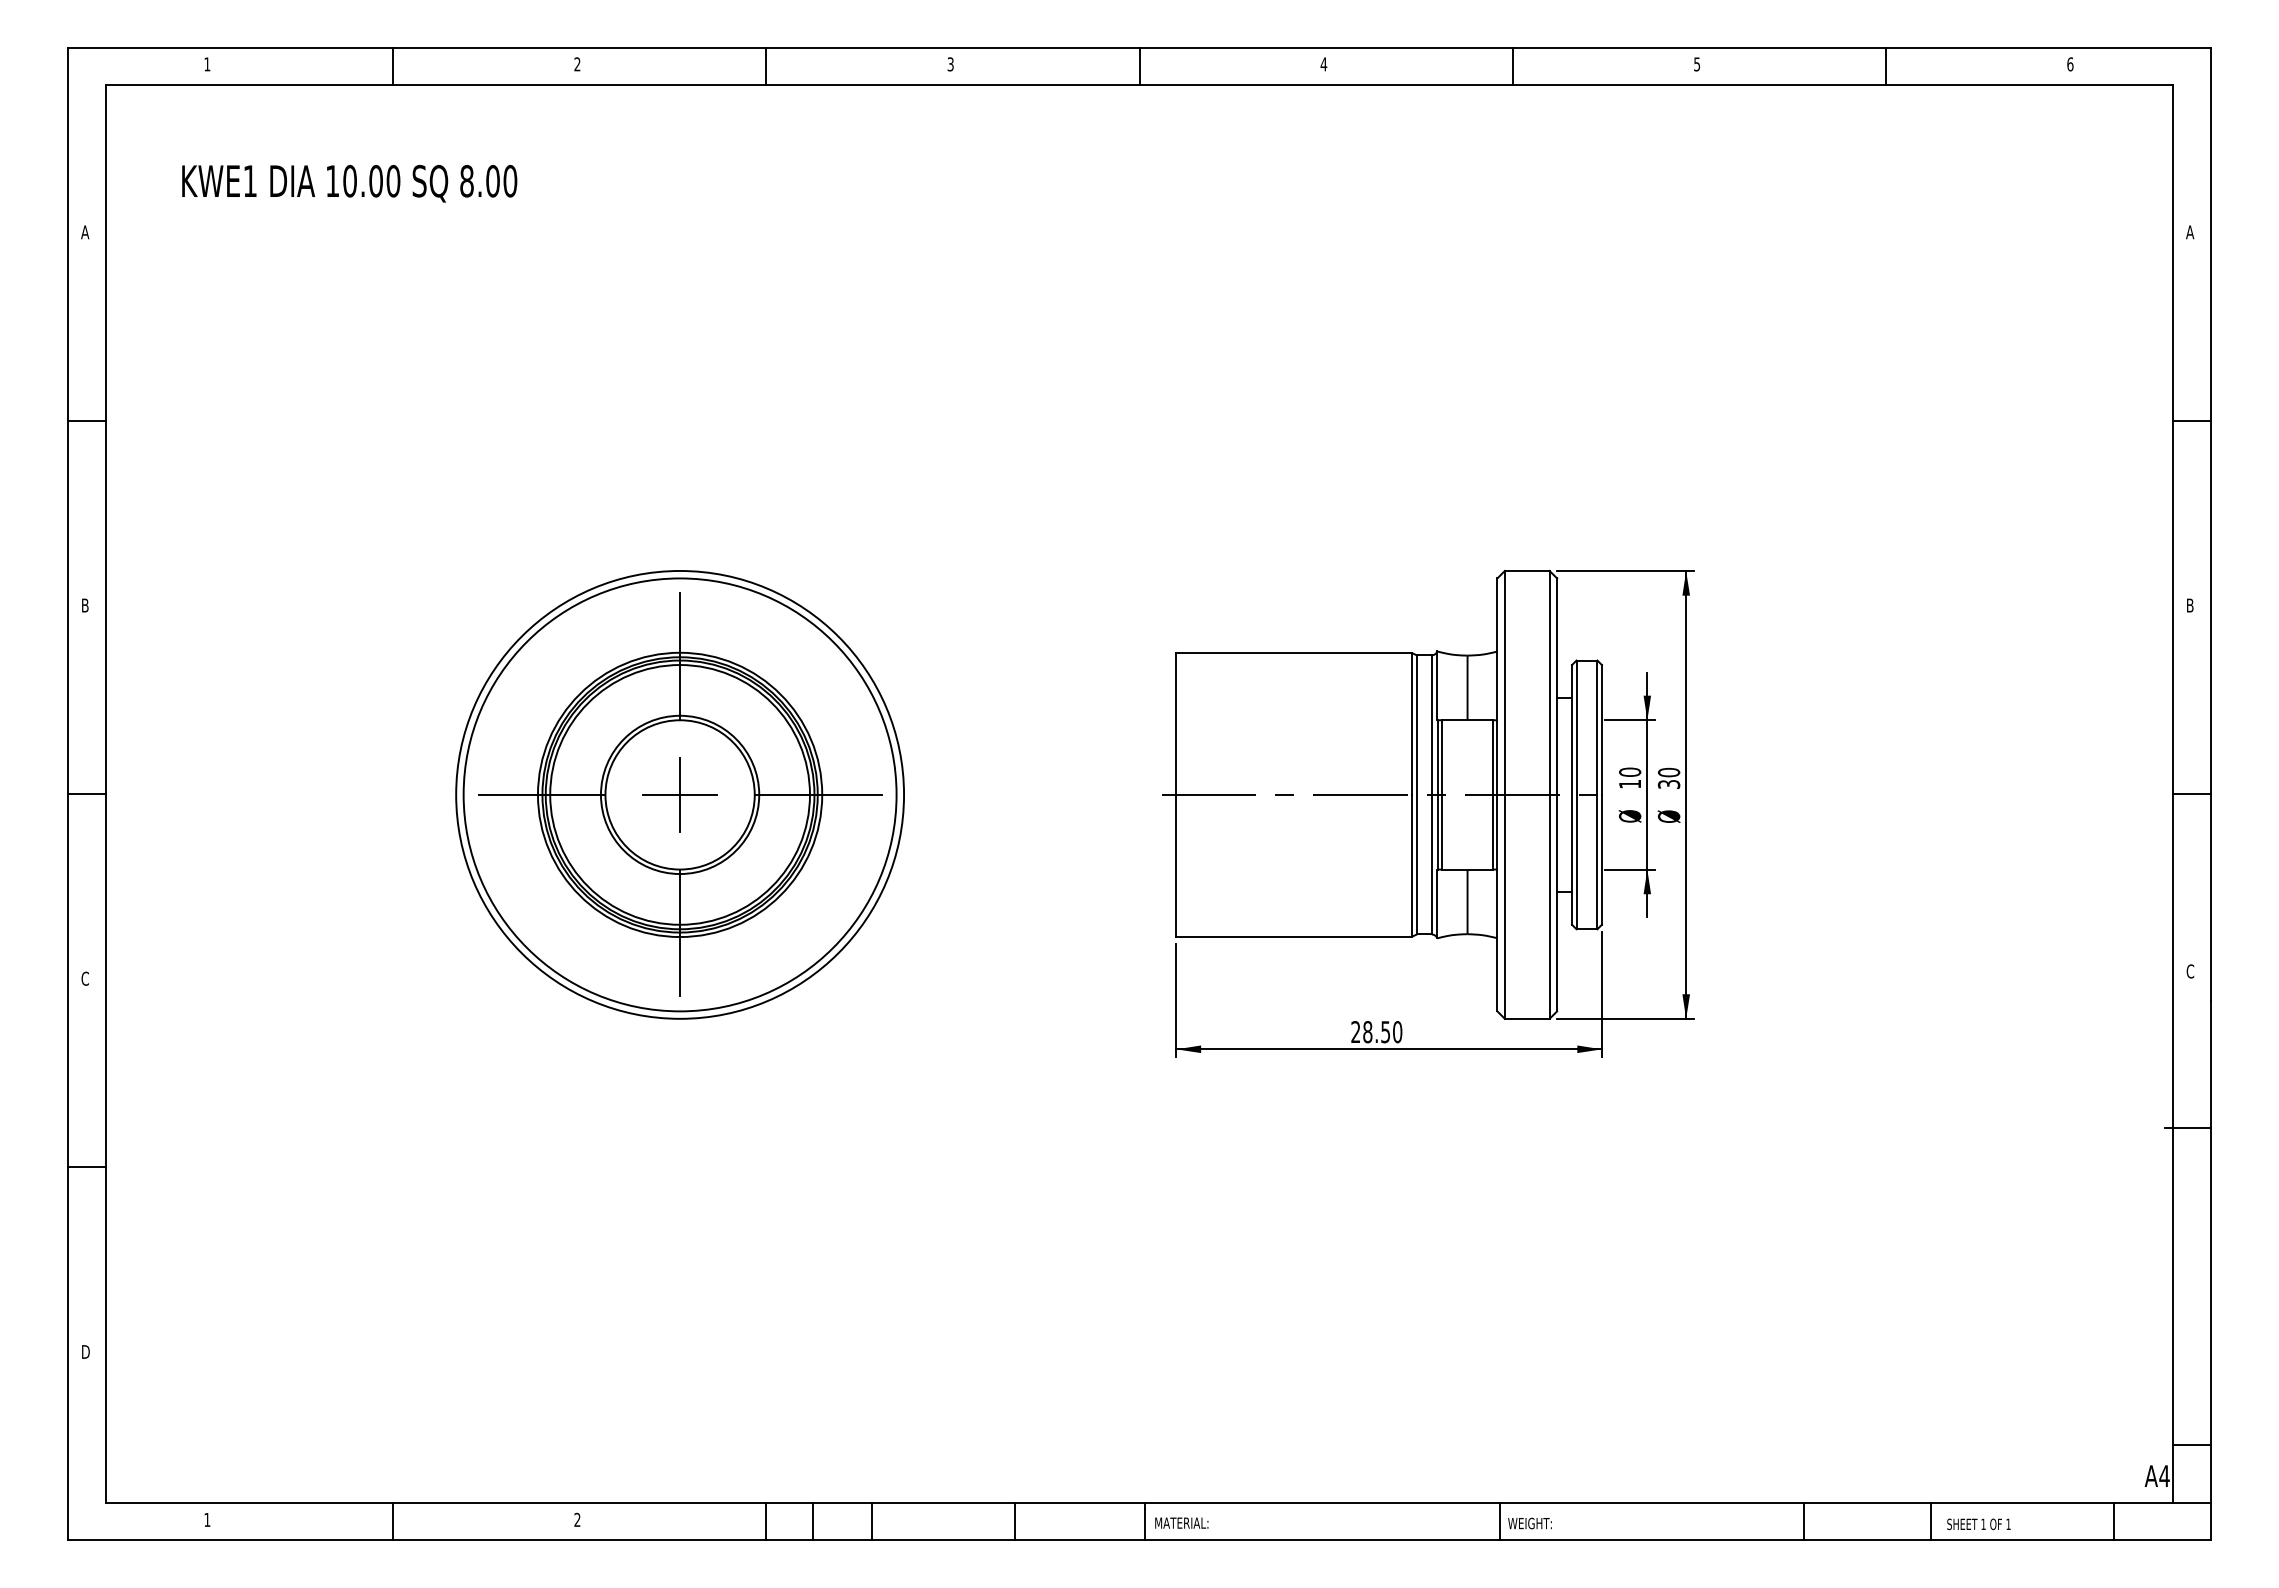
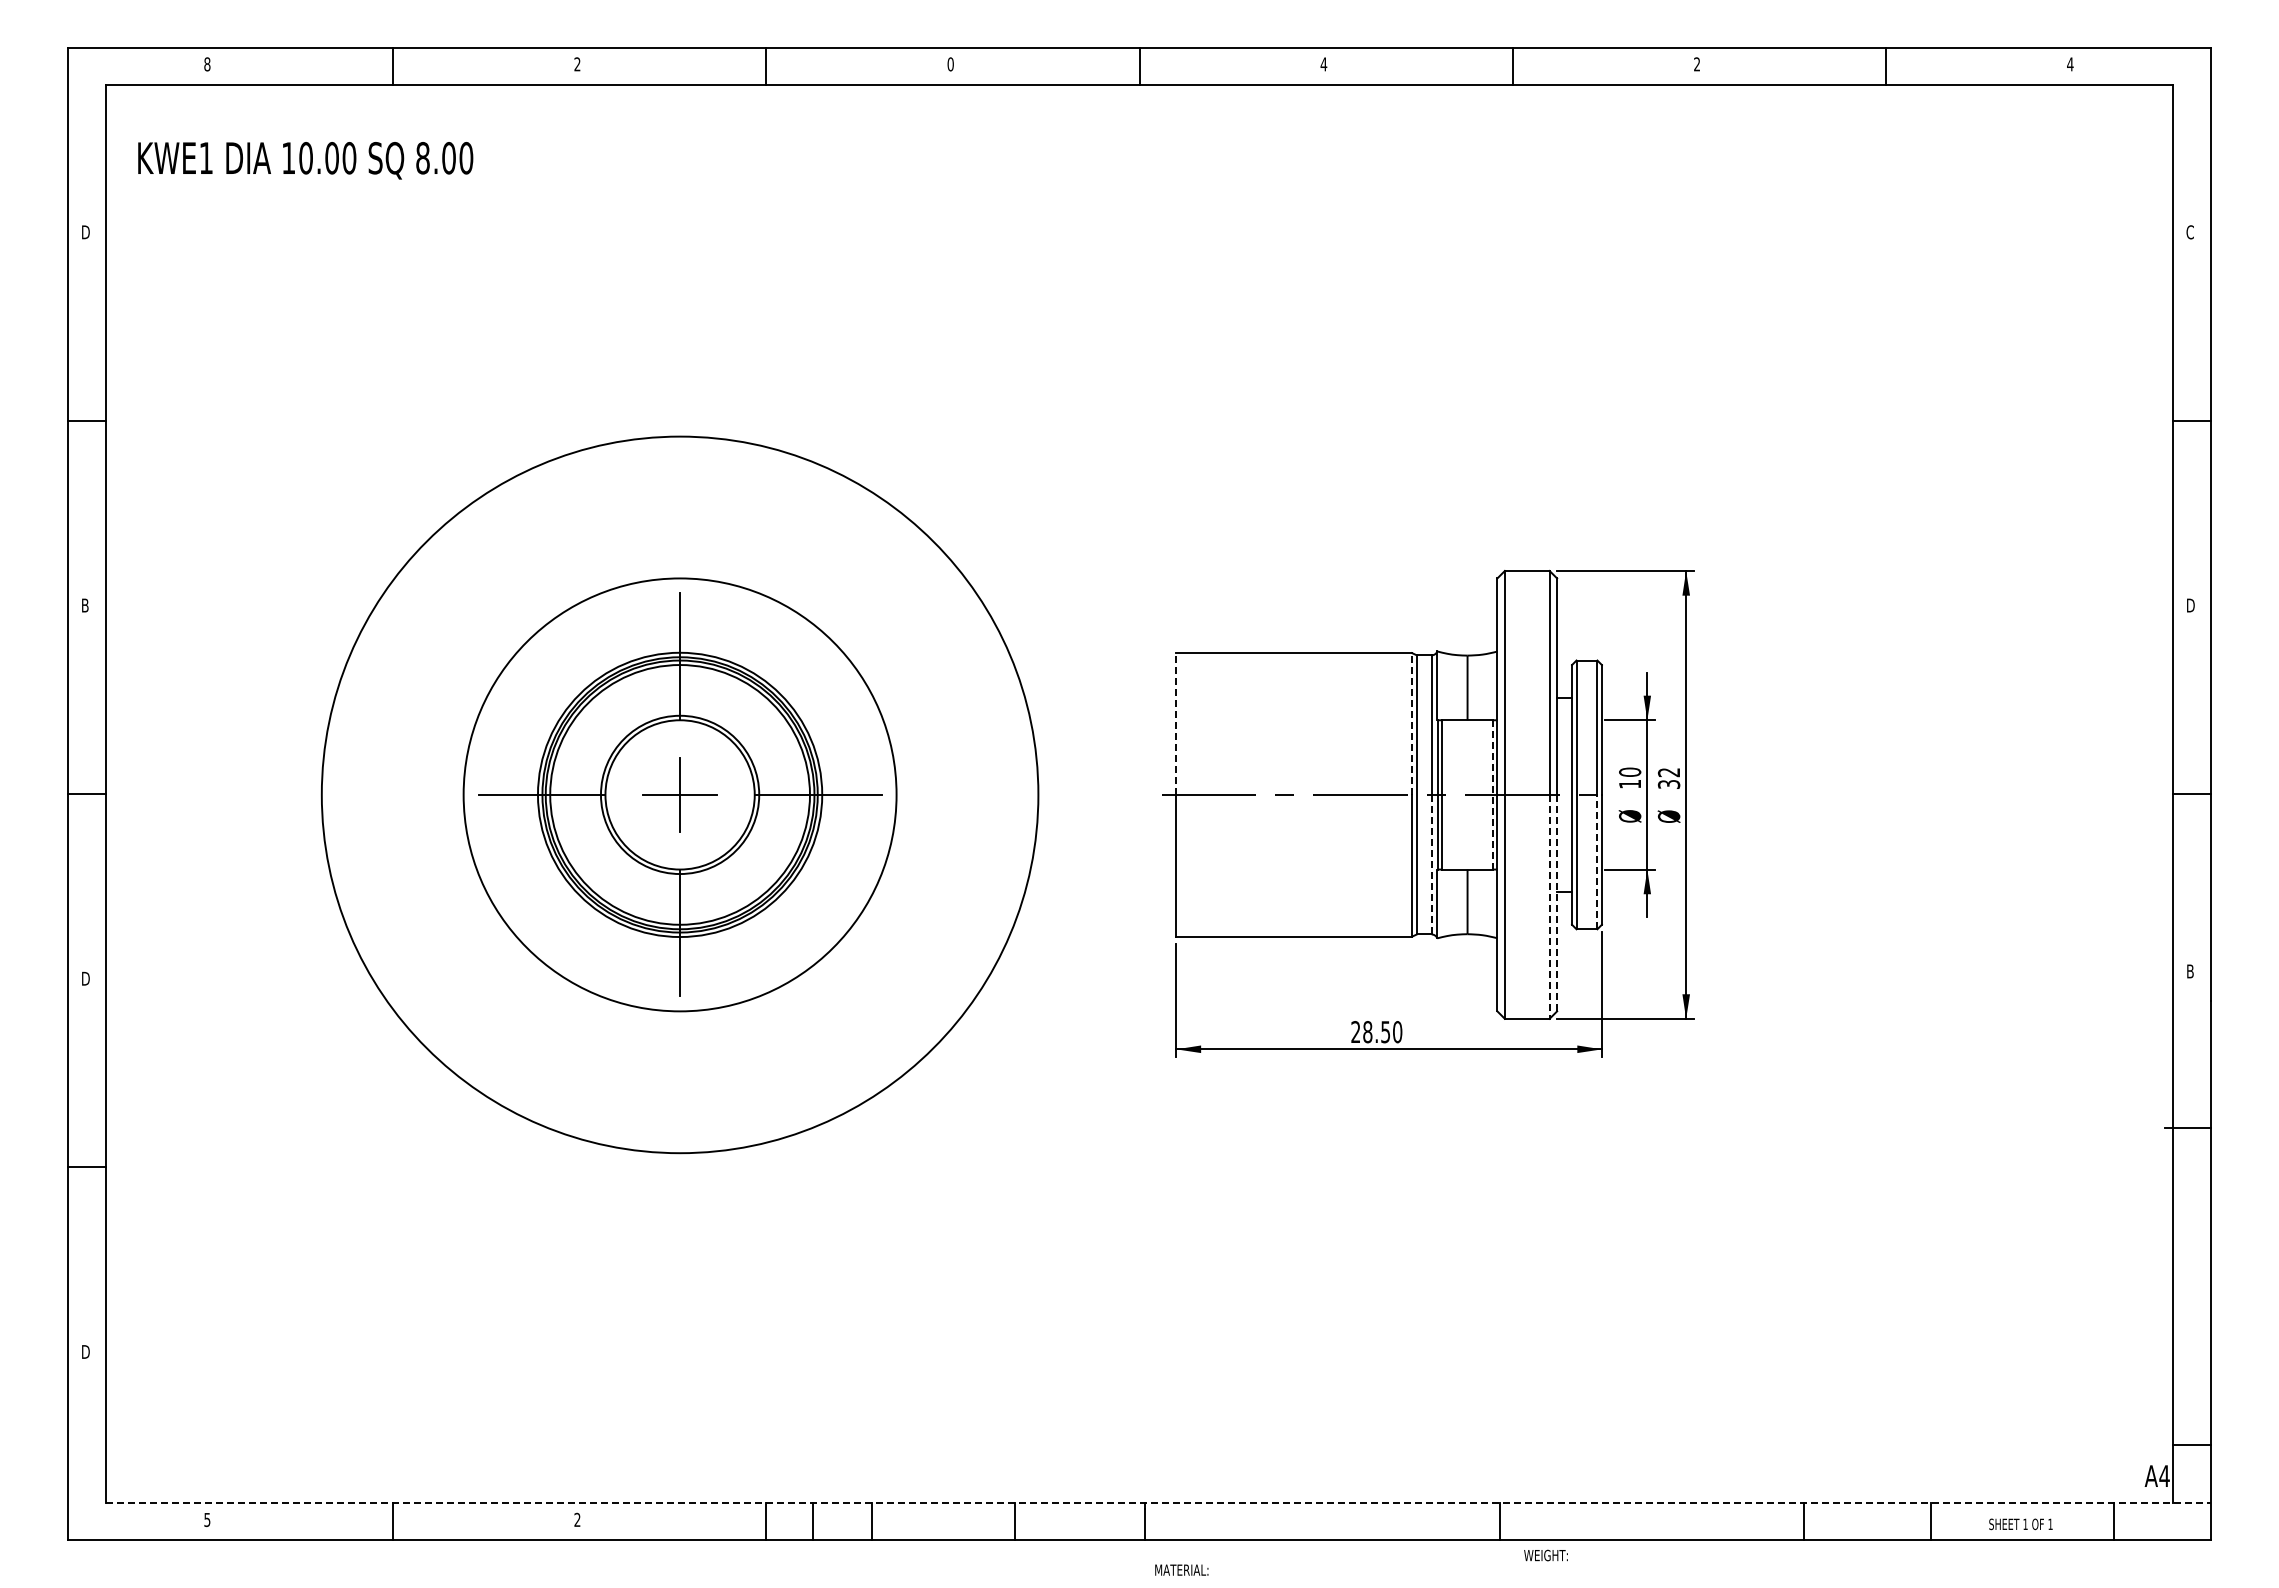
text: 1 -> 8 (207, 64)
text: 3 -> 0 (950, 64)
text: 5 -> 2 (1697, 64)
text: 6 -> 4 (2070, 64)
text position: (349, 183) -> (305, 160) (305, 160)
text: A -> D (85, 232)
text: A -> C (2190, 232)
text: B -> D (2191, 605)
line: solid -> dashed (1176, 724)
line: solid -> dashed (1412, 724)
text: 30 -> 32 (1669, 772)
circle diameter: 448 px -> 717 px (679, 794)
line: solid -> dashed (1492, 794)
line: solid -> dashed (1597, 861)
line: solid -> dashed (1431, 864)
line: solid -> dashed (1557, 903)
line: solid -> dashed (1549, 906)
text: C -> B (2190, 971)
text: C -> D (85, 978)
line: solid -> dashed (1158, 1503)
text: 1 -> 5 (207, 1520)
text position: (1181, 1522) -> (1181, 1569) (1181, 1569)
text position: (1529, 1523) -> (1545, 1555) (1545, 1555)
text position: (1978, 1524) -> (2020, 1524) (2020, 1524)
